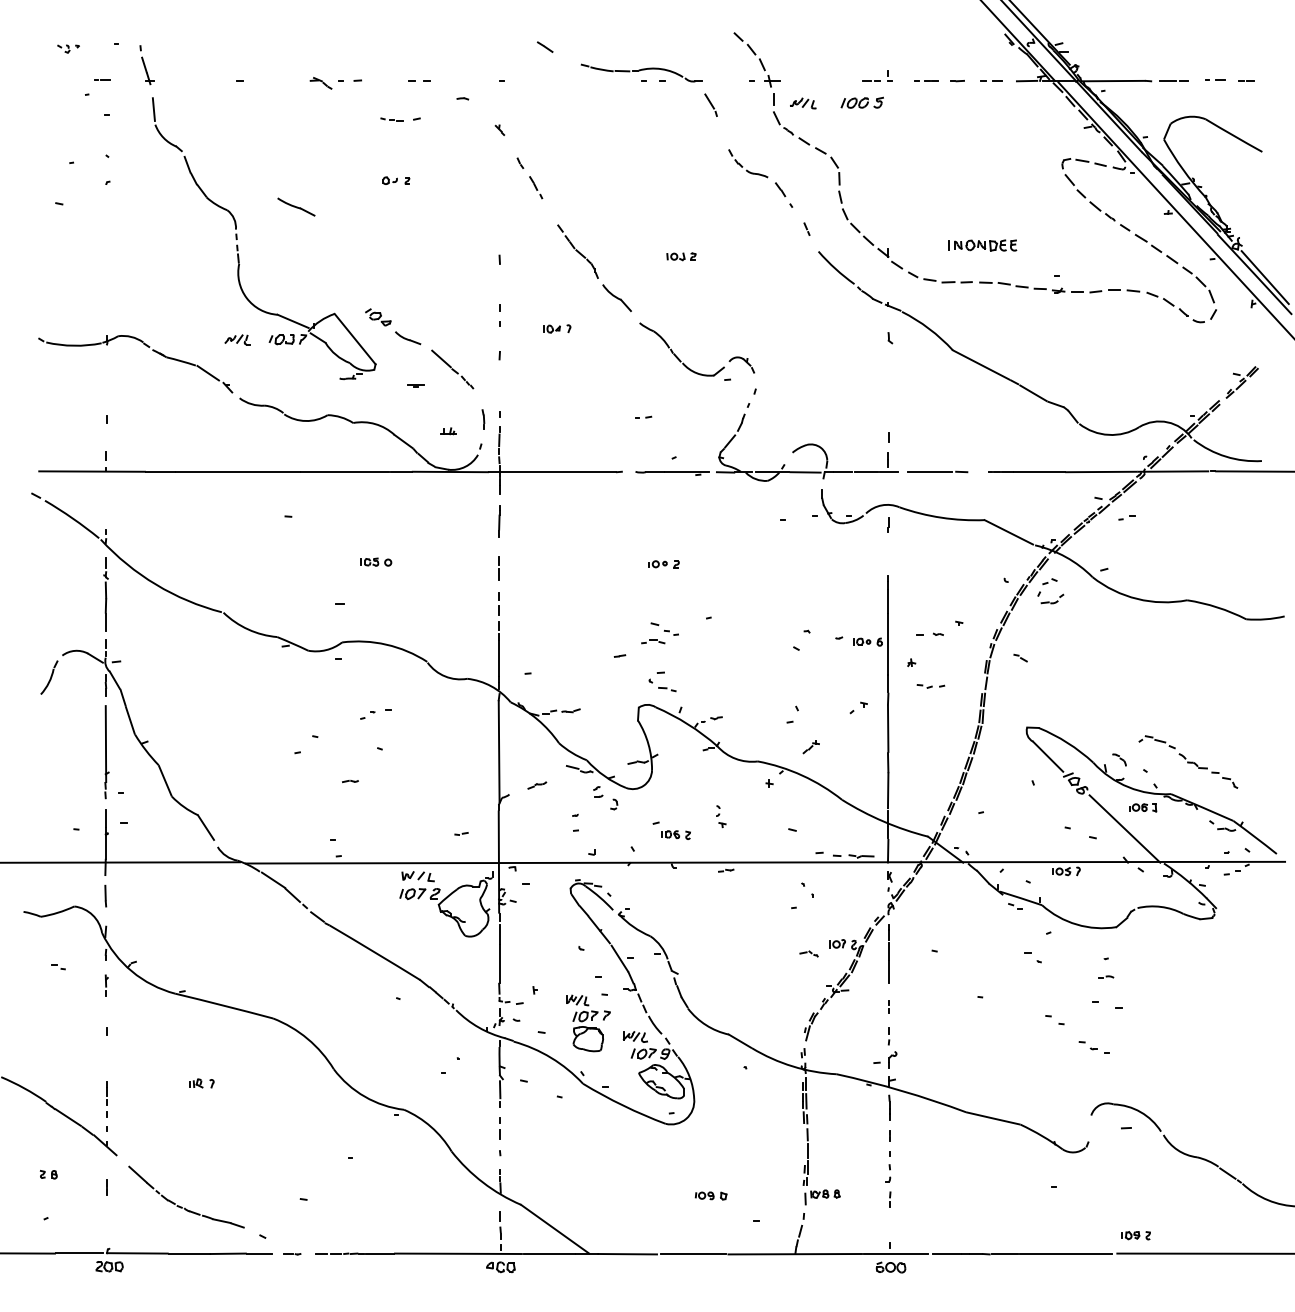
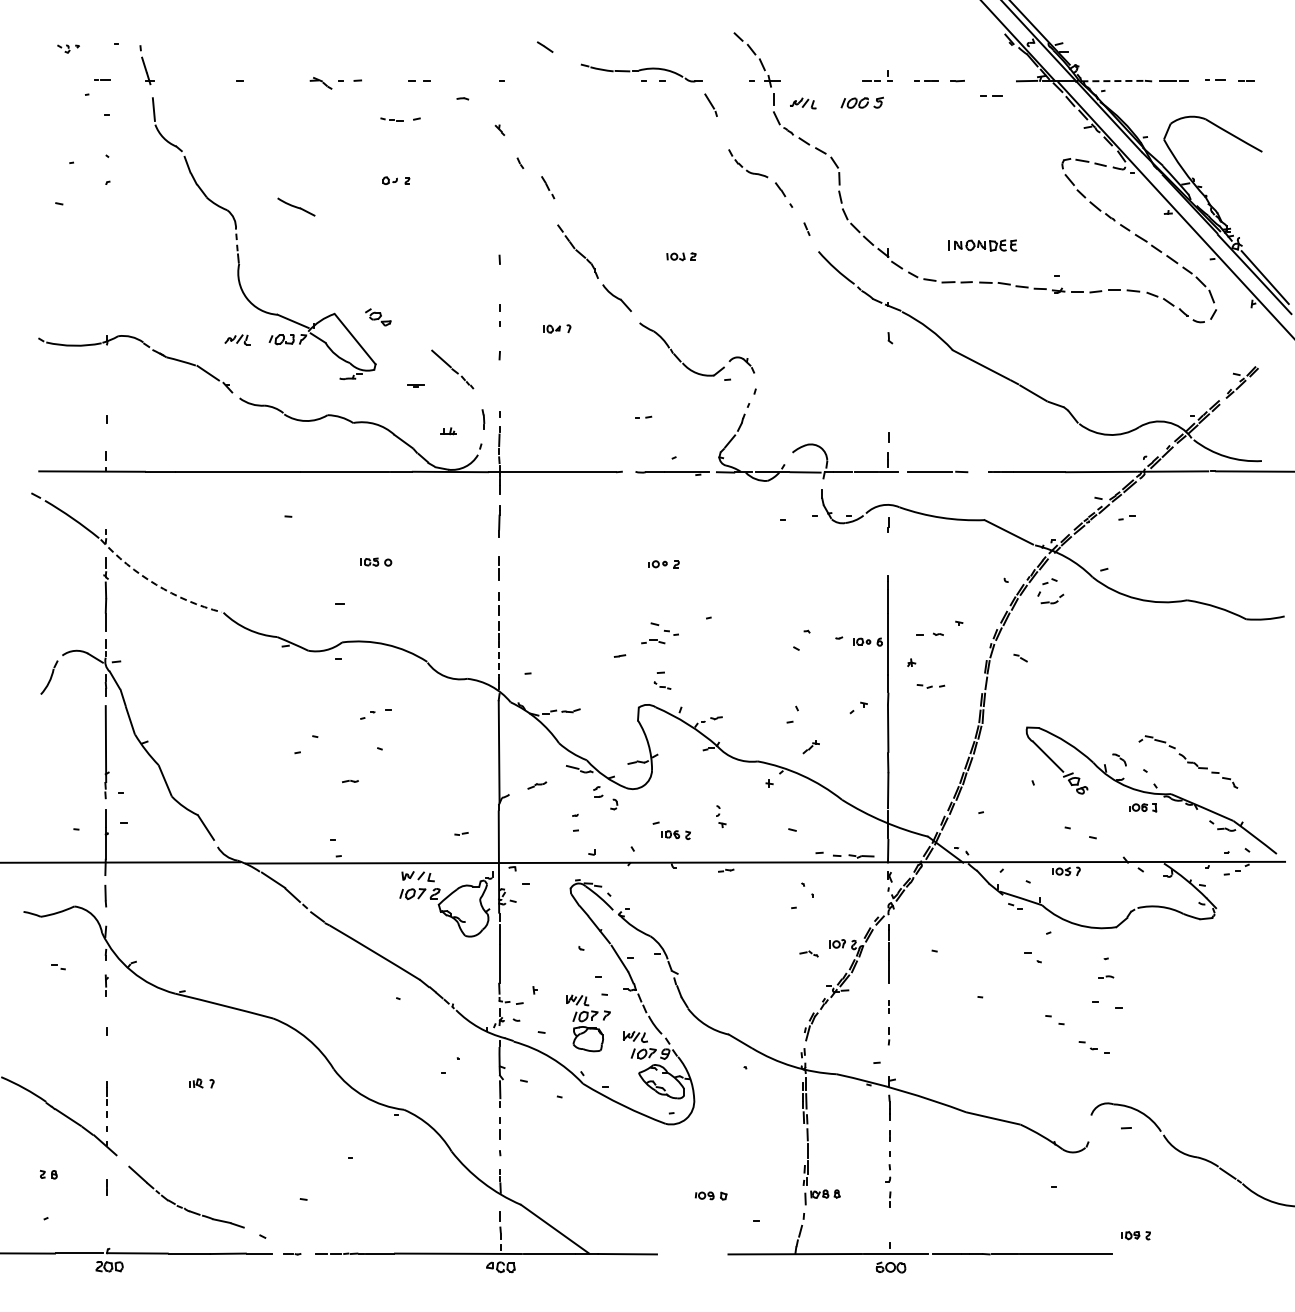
line position: (992, 80) -> (992, 95) (992, 95)
line: solid -> dashed (1112, 81)
line position: (536, 187) -> (548, 187) (548, 187)
part: present -> none (408, 338)
arc: solid -> dashed (156, 584)
line: solid -> dashed (499, 659)
part size: 29x15 px -> 19x9 px (662, 685)
line: present -> none (1124, 828)
part: present -> none (892, 1059)
line: present -> none (1204, 1253)
line: present -> none (693, 1254)
